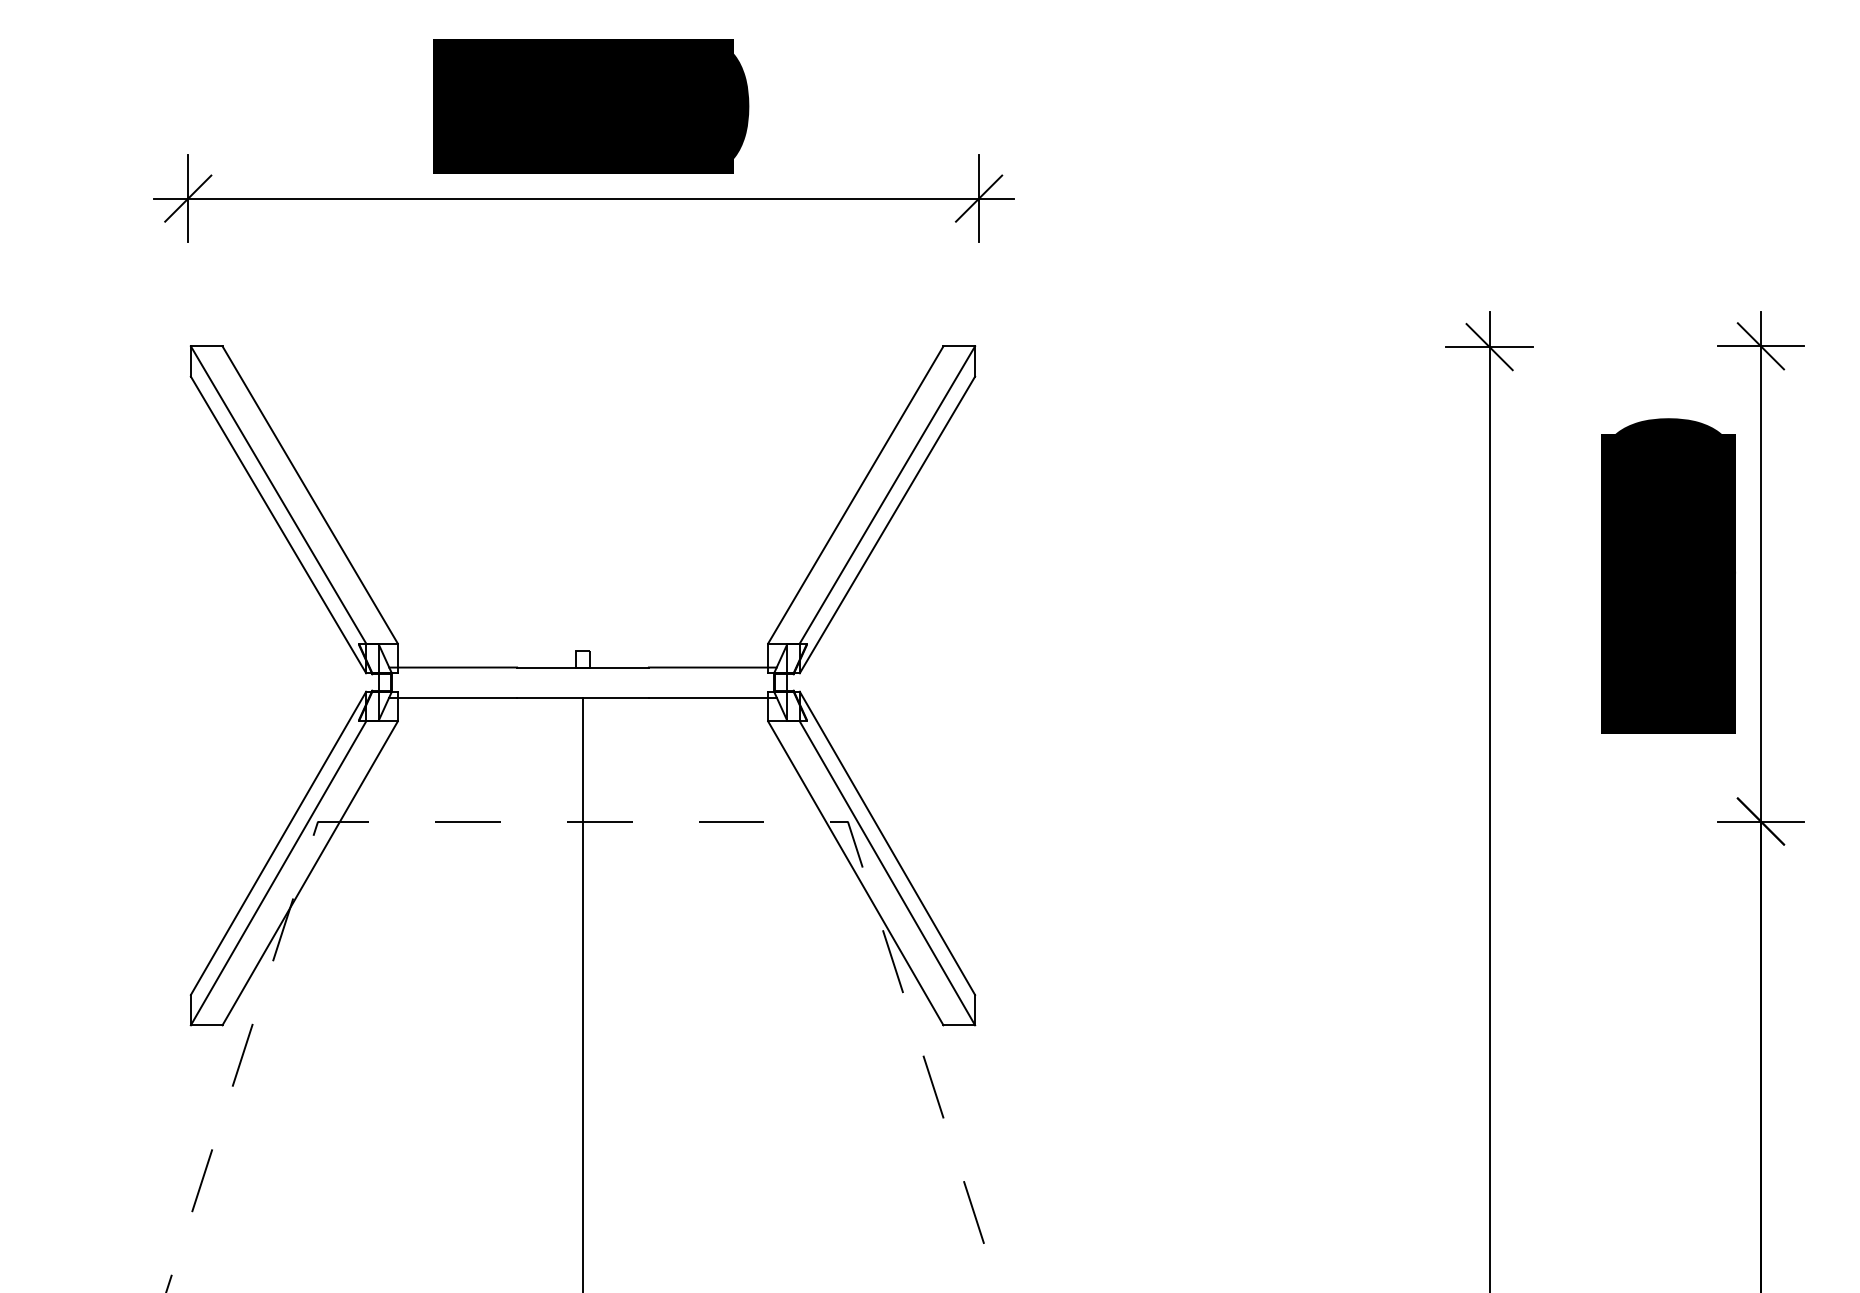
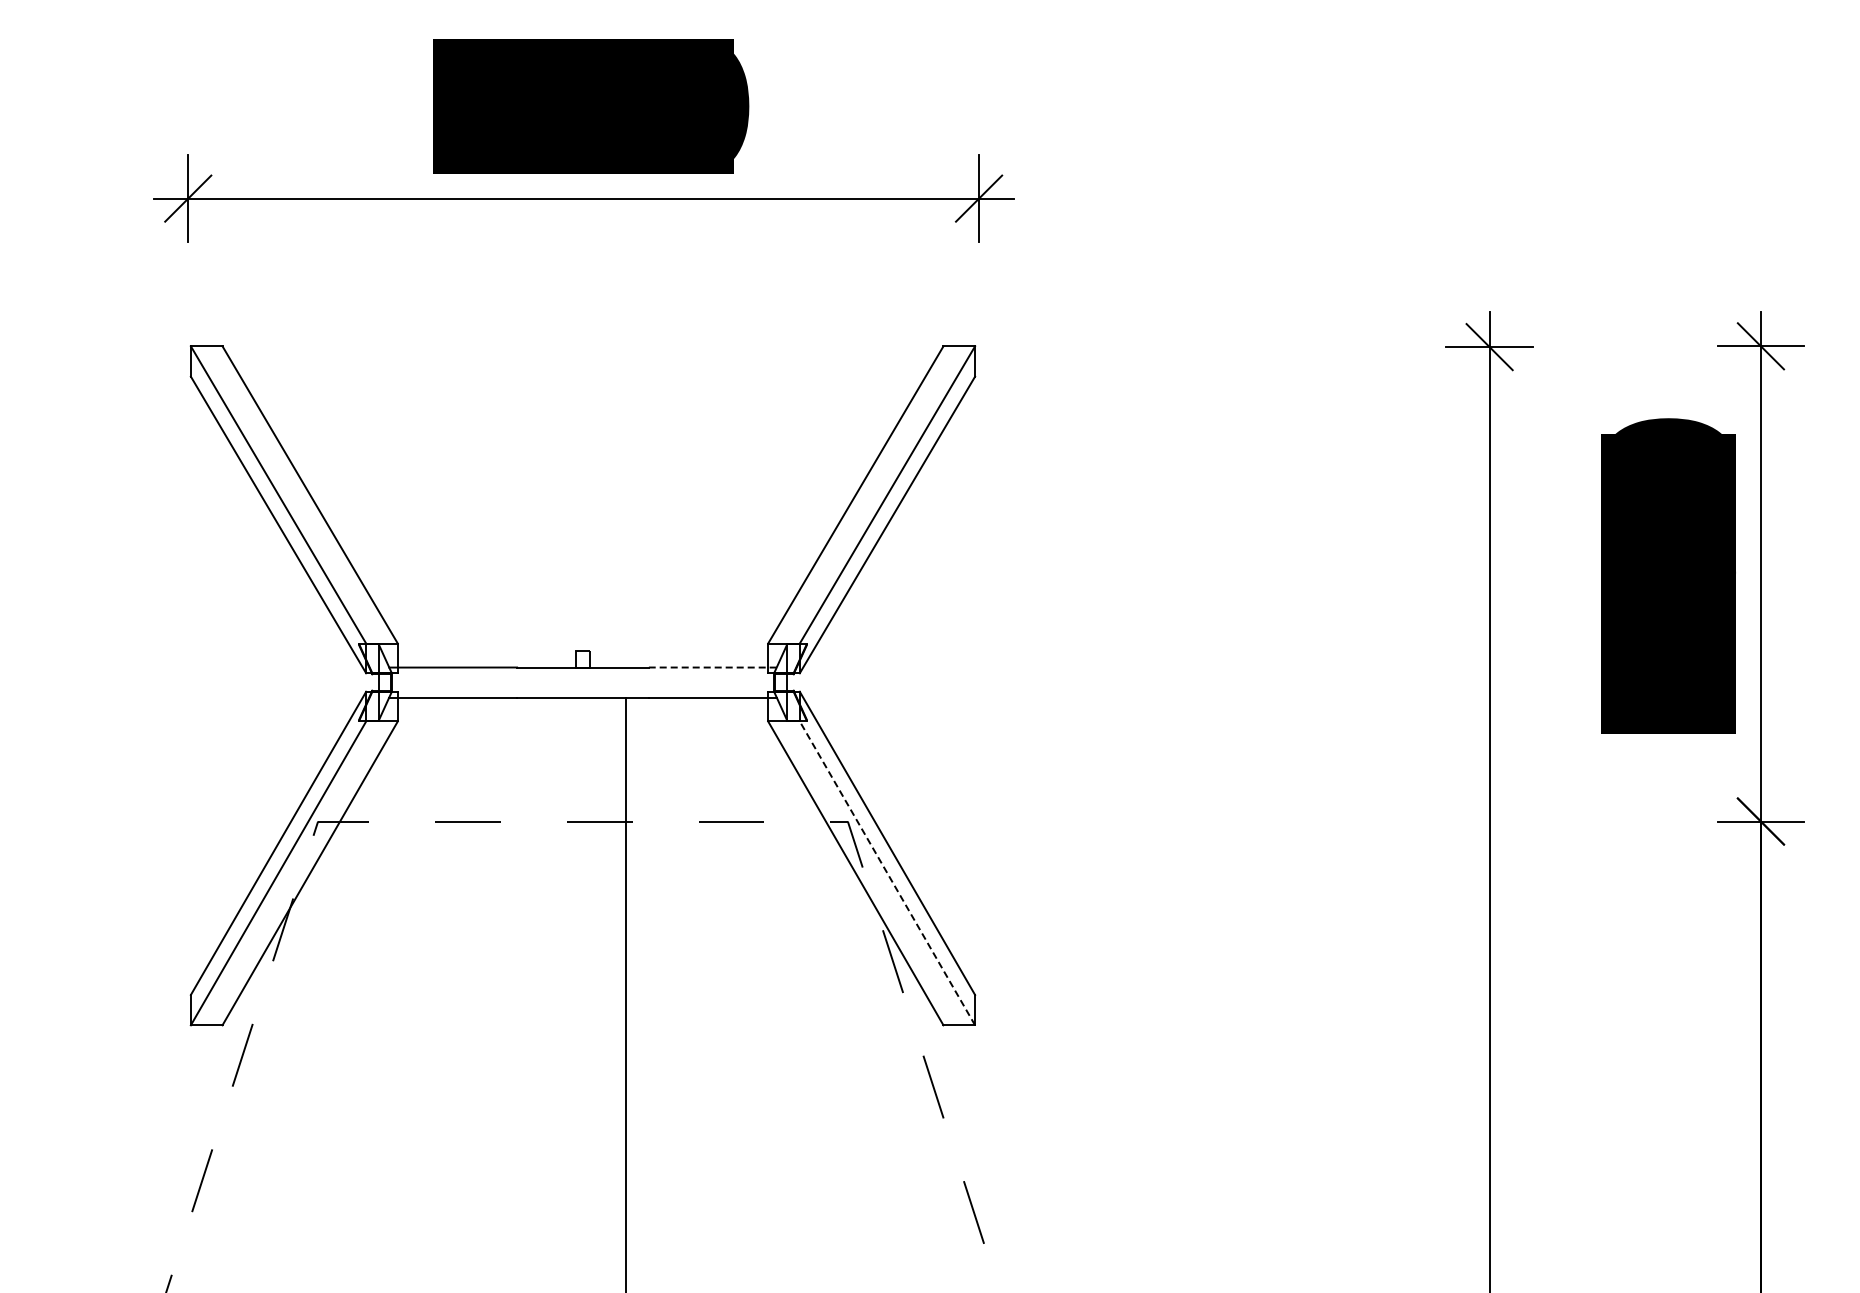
line: solid -> dashed (712, 667)
line: solid -> dashed (887, 872)
line position: (583, 993) -> (626, 993) (626, 993)
